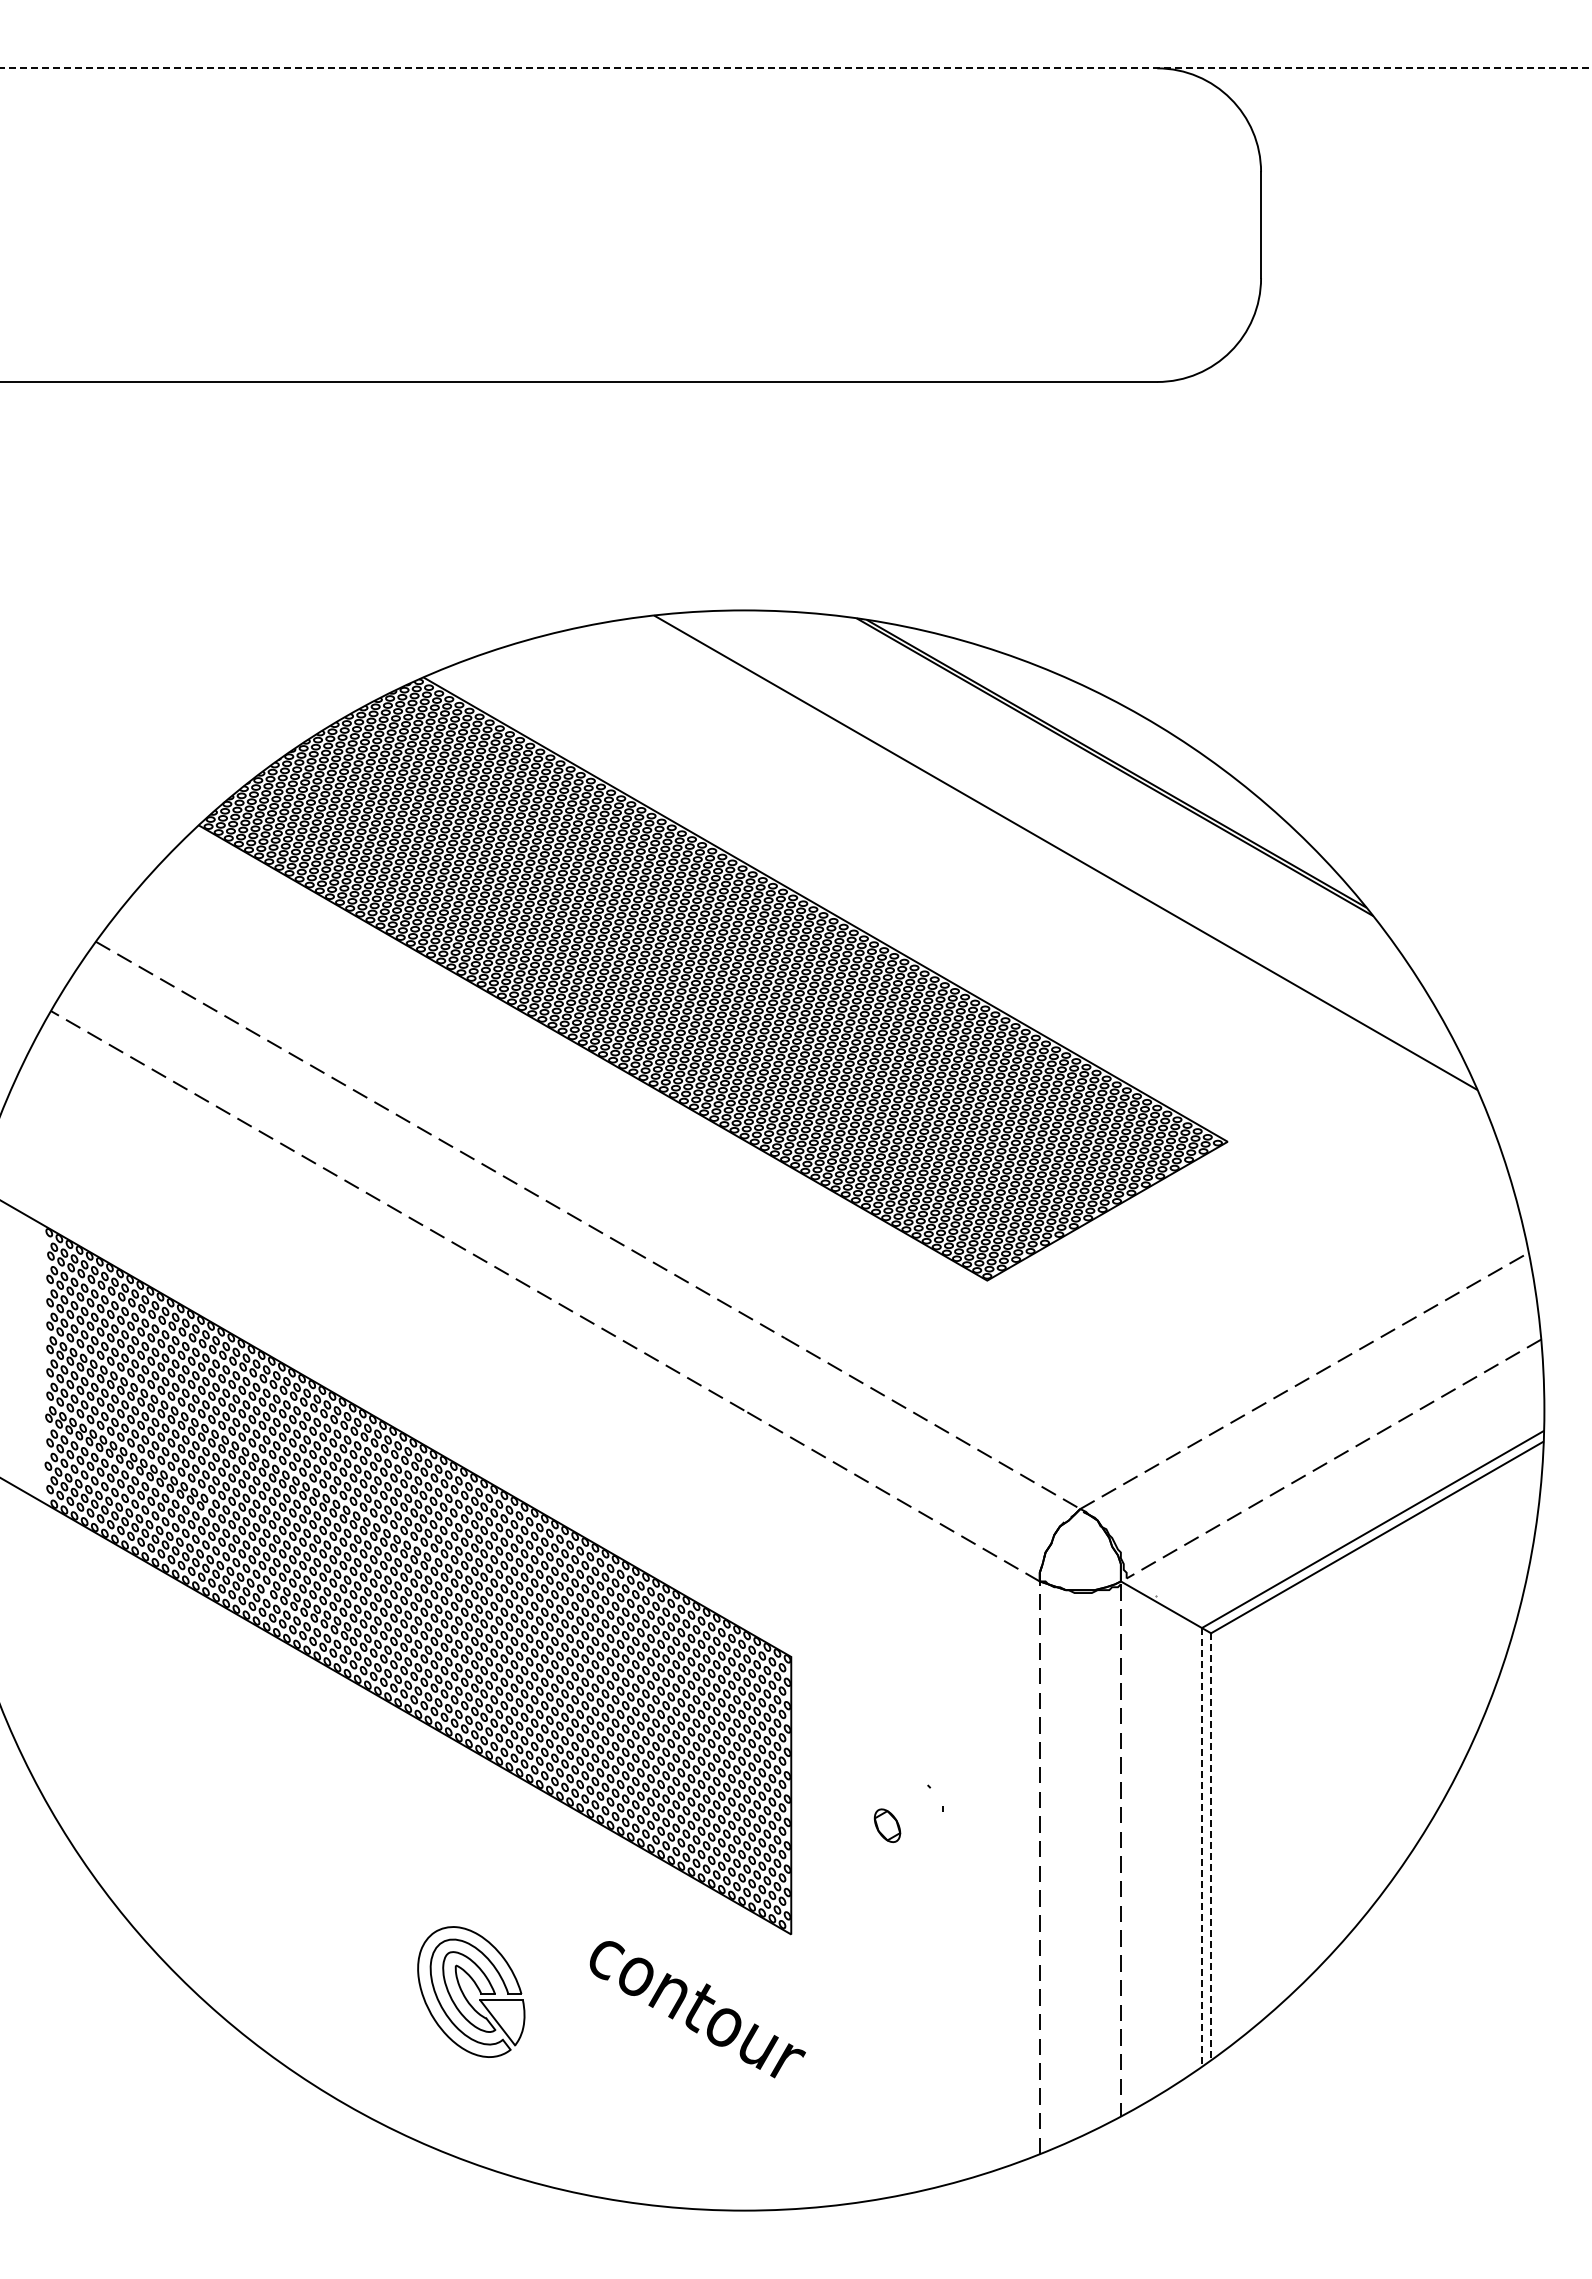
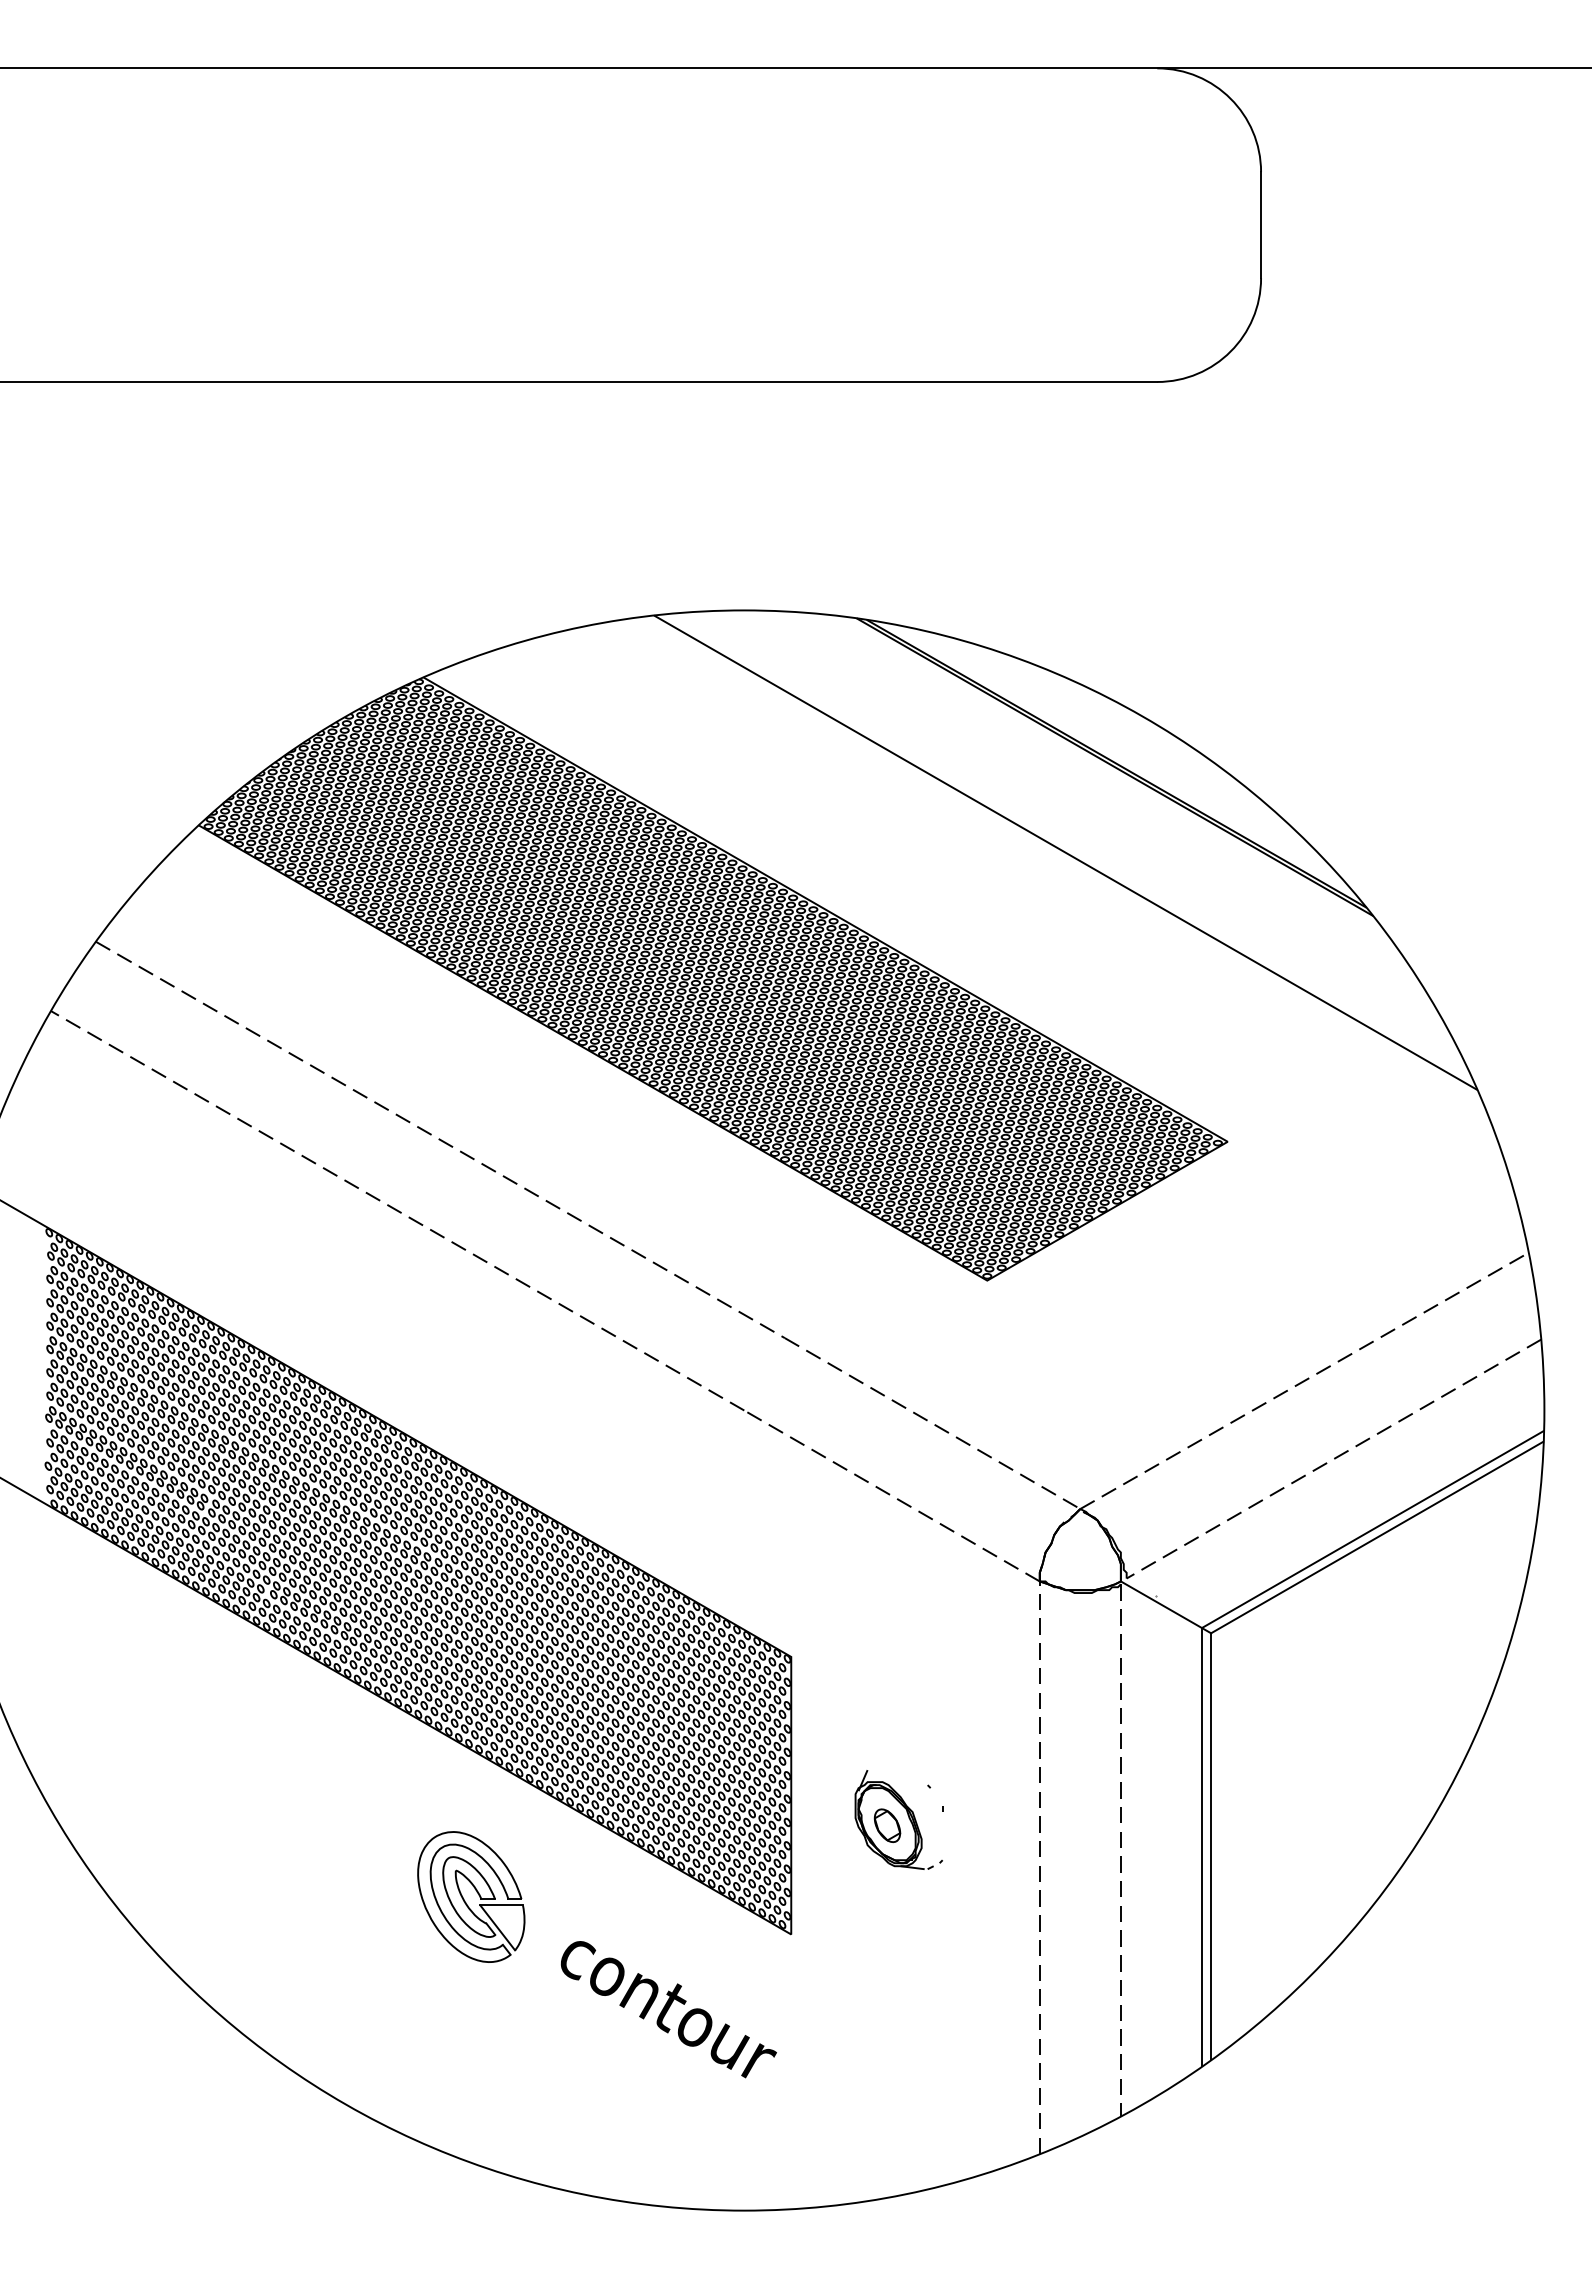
line: dashed -> solid (796, 68)
part: none -> present (898, 1819)
line: dashed -> solid (1211, 1846)
line: dashed -> solid (1202, 1847)
part position: (476, 1987) -> (476, 1892) (476, 1892)
text position: (697, 2009) -> (668, 2009) (668, 2009)
